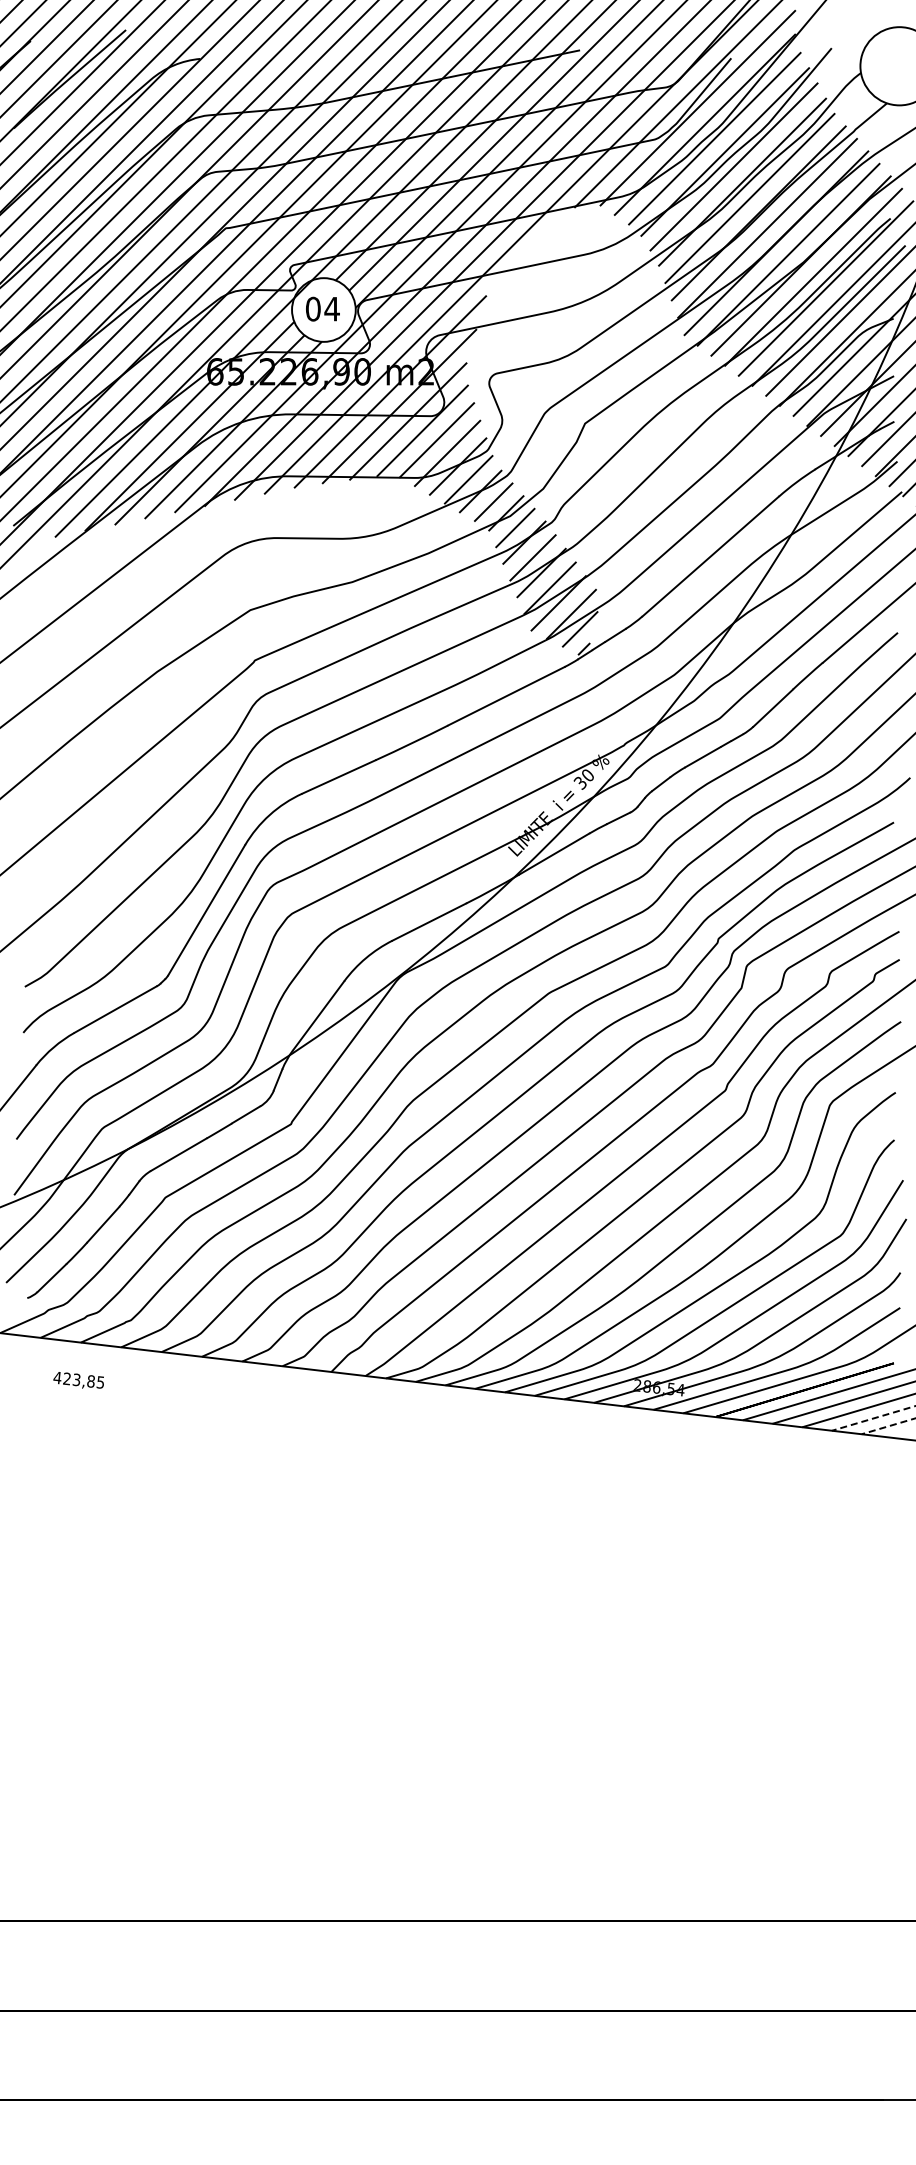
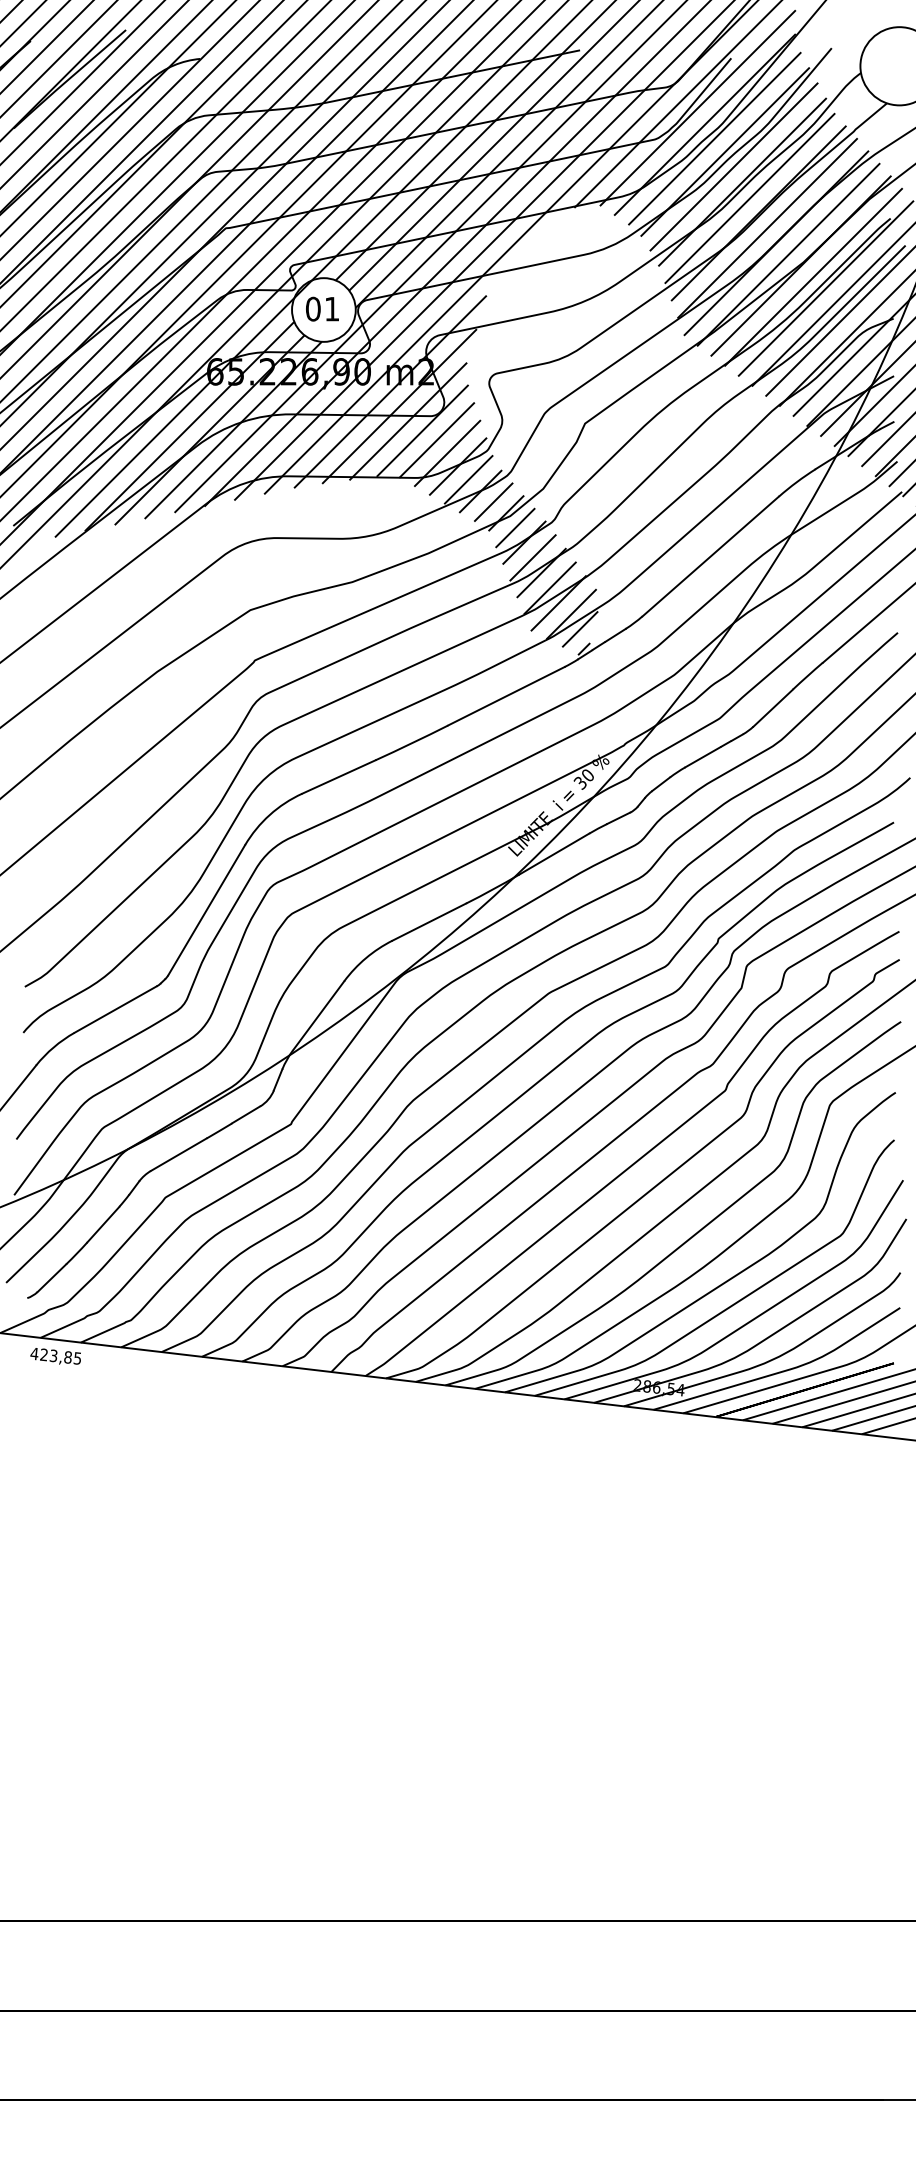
text: 04 -> 01 (331, 309)
text position: (78, 1380) -> (55, 1356) (55, 1356)
line: dashed -> solid (873, 1418)
line: dashed -> solid (888, 1426)
